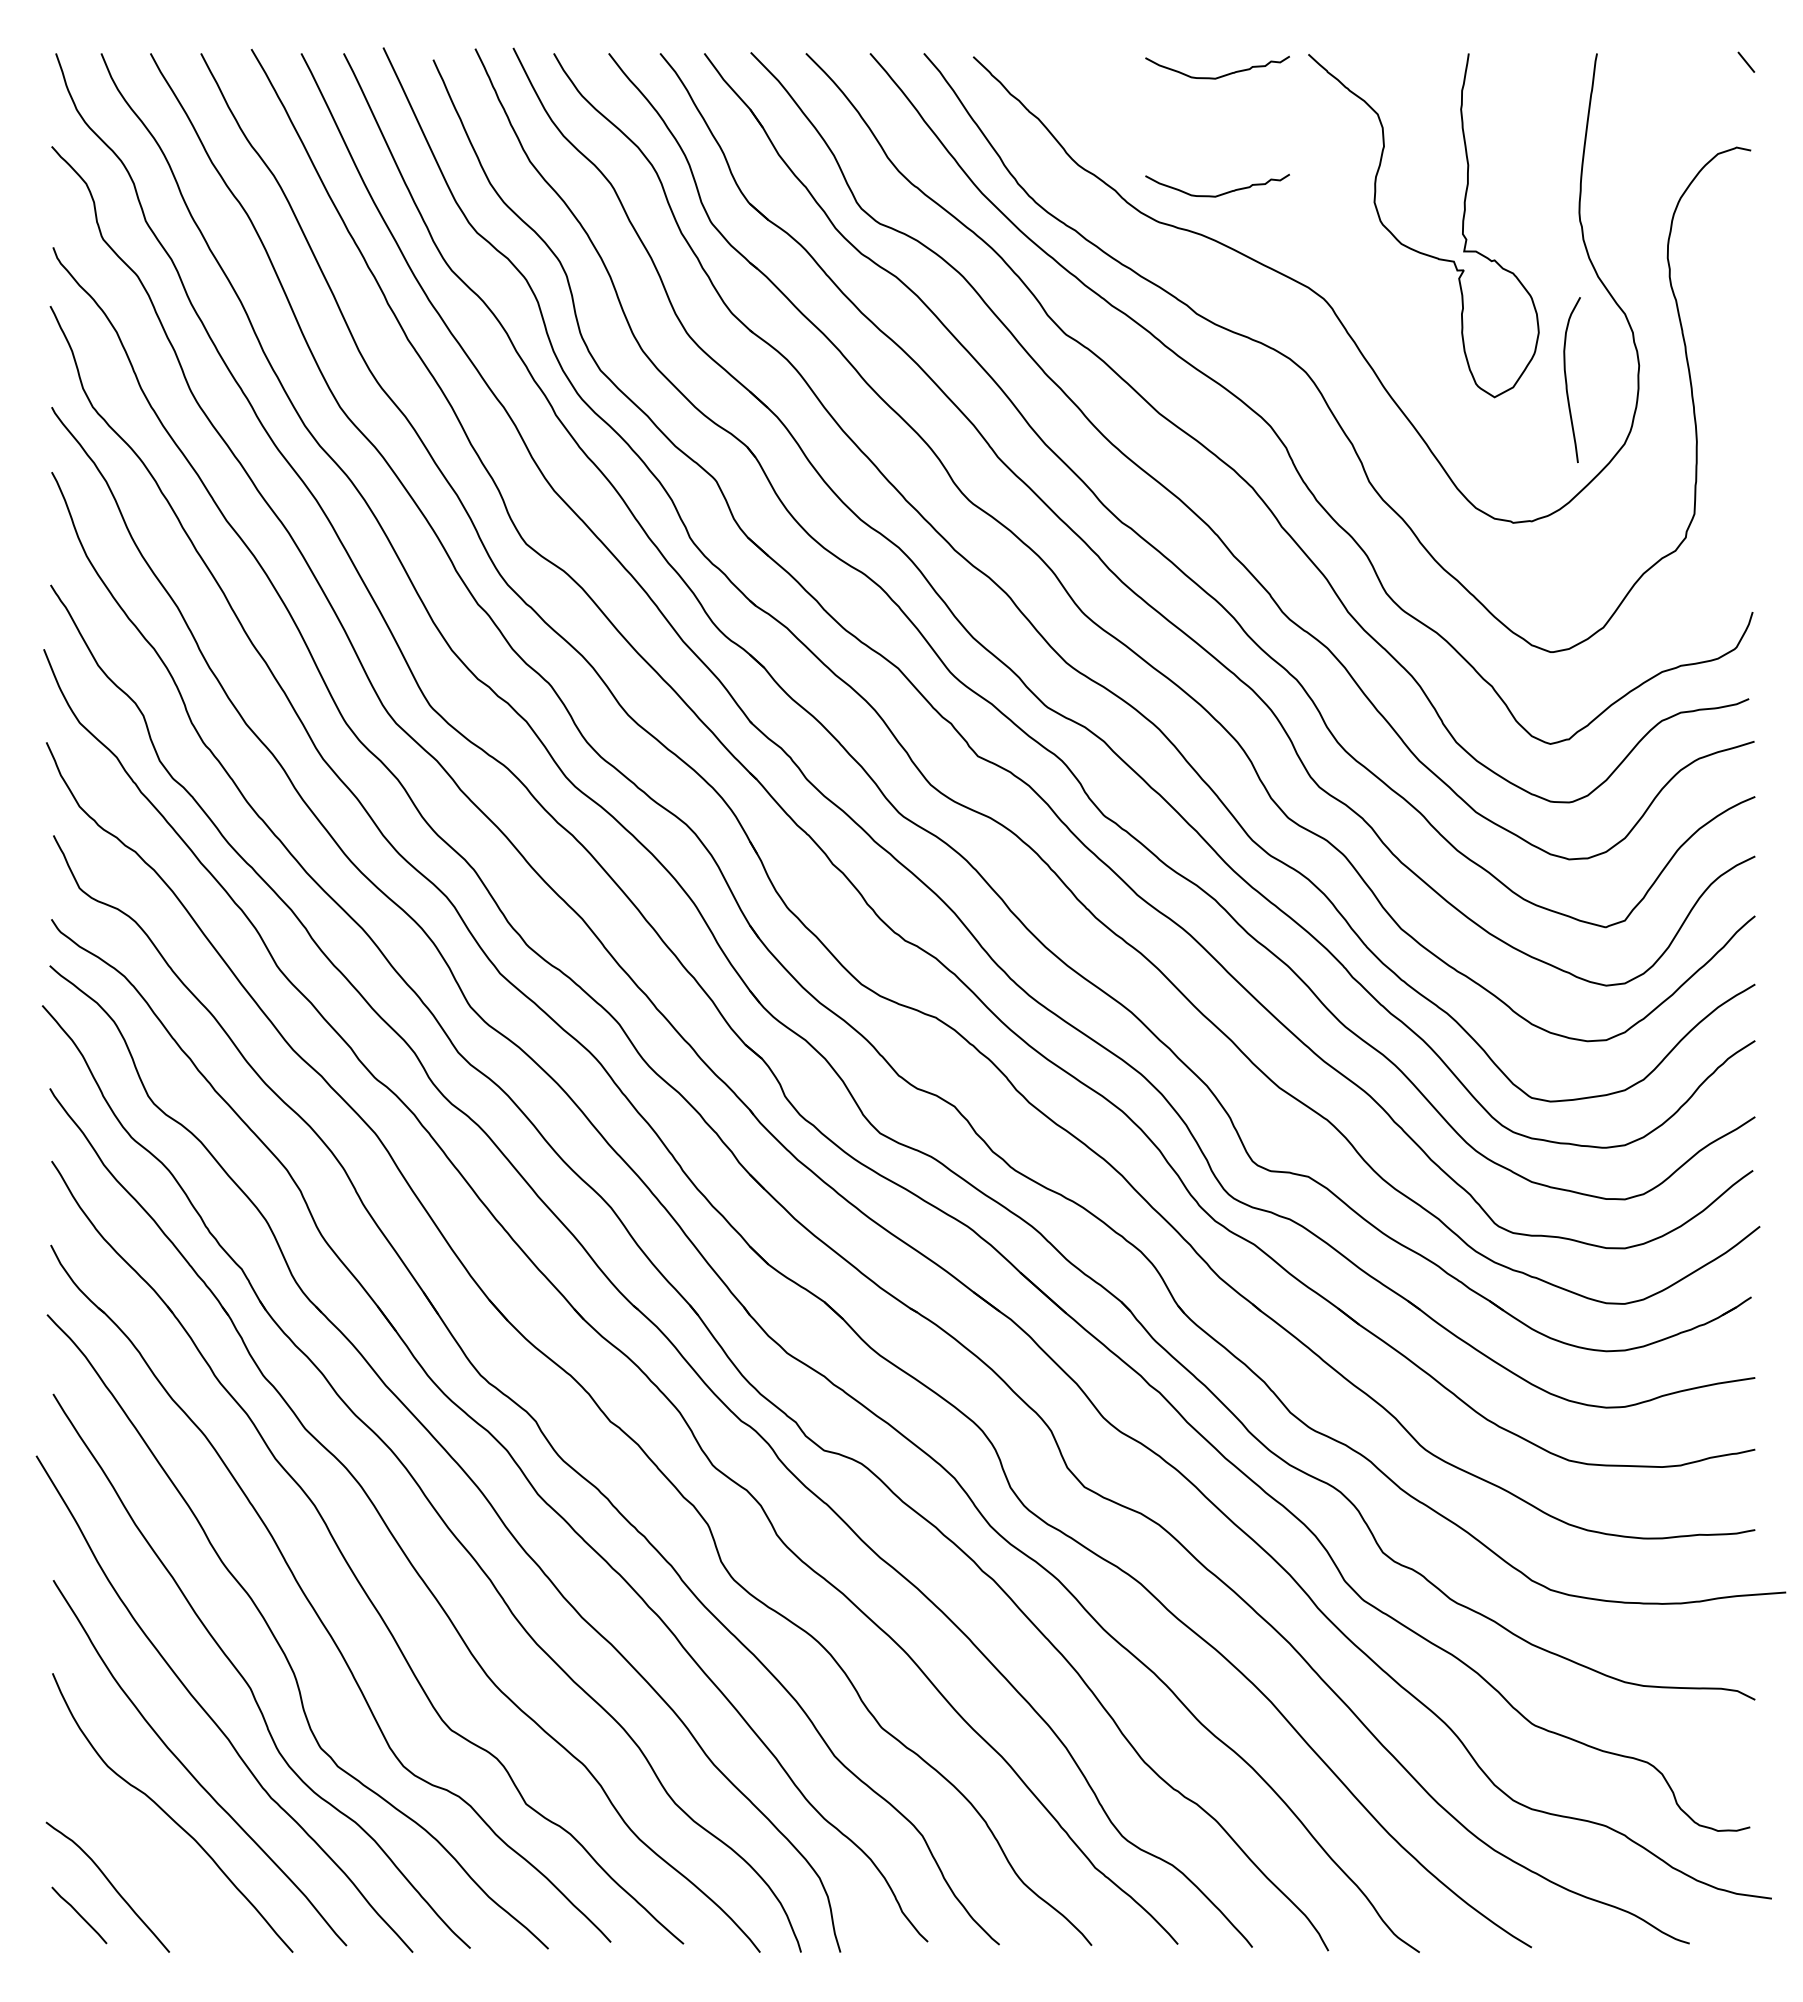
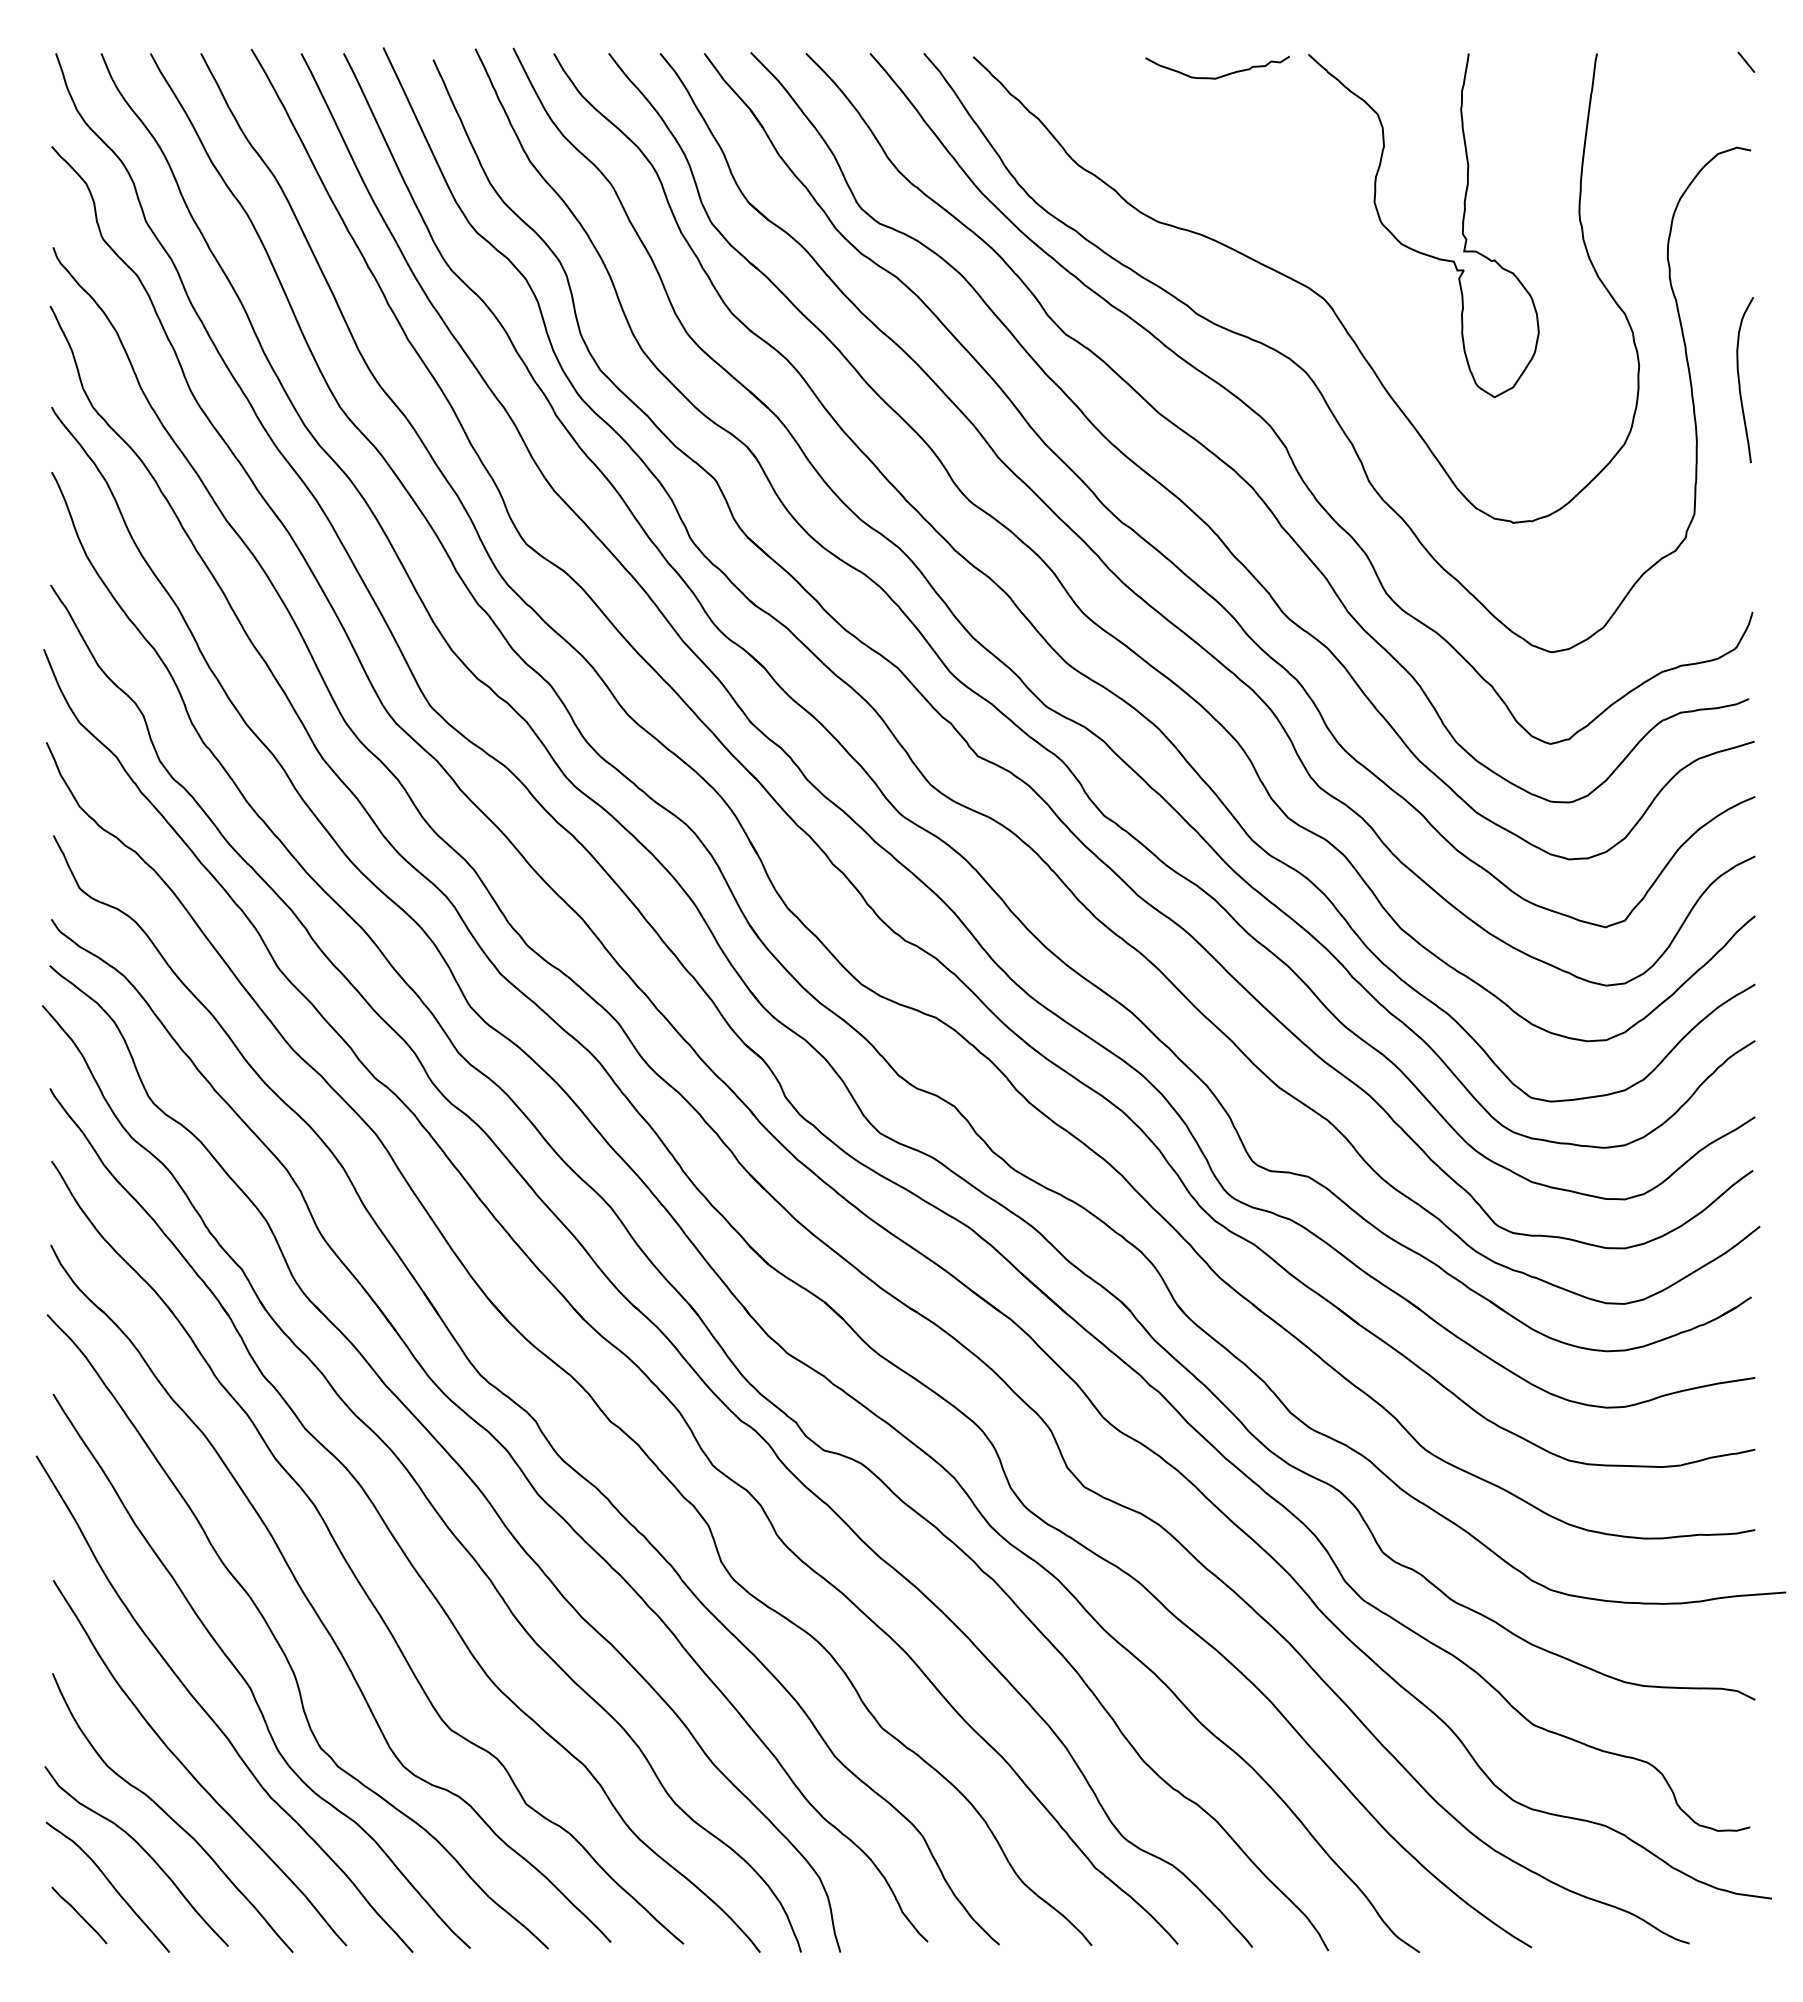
curve: present -> none (1221, 193)
curve position: (1566, 379) -> (1739, 379) (1739, 379)
curve: none -> present (142, 1849)
